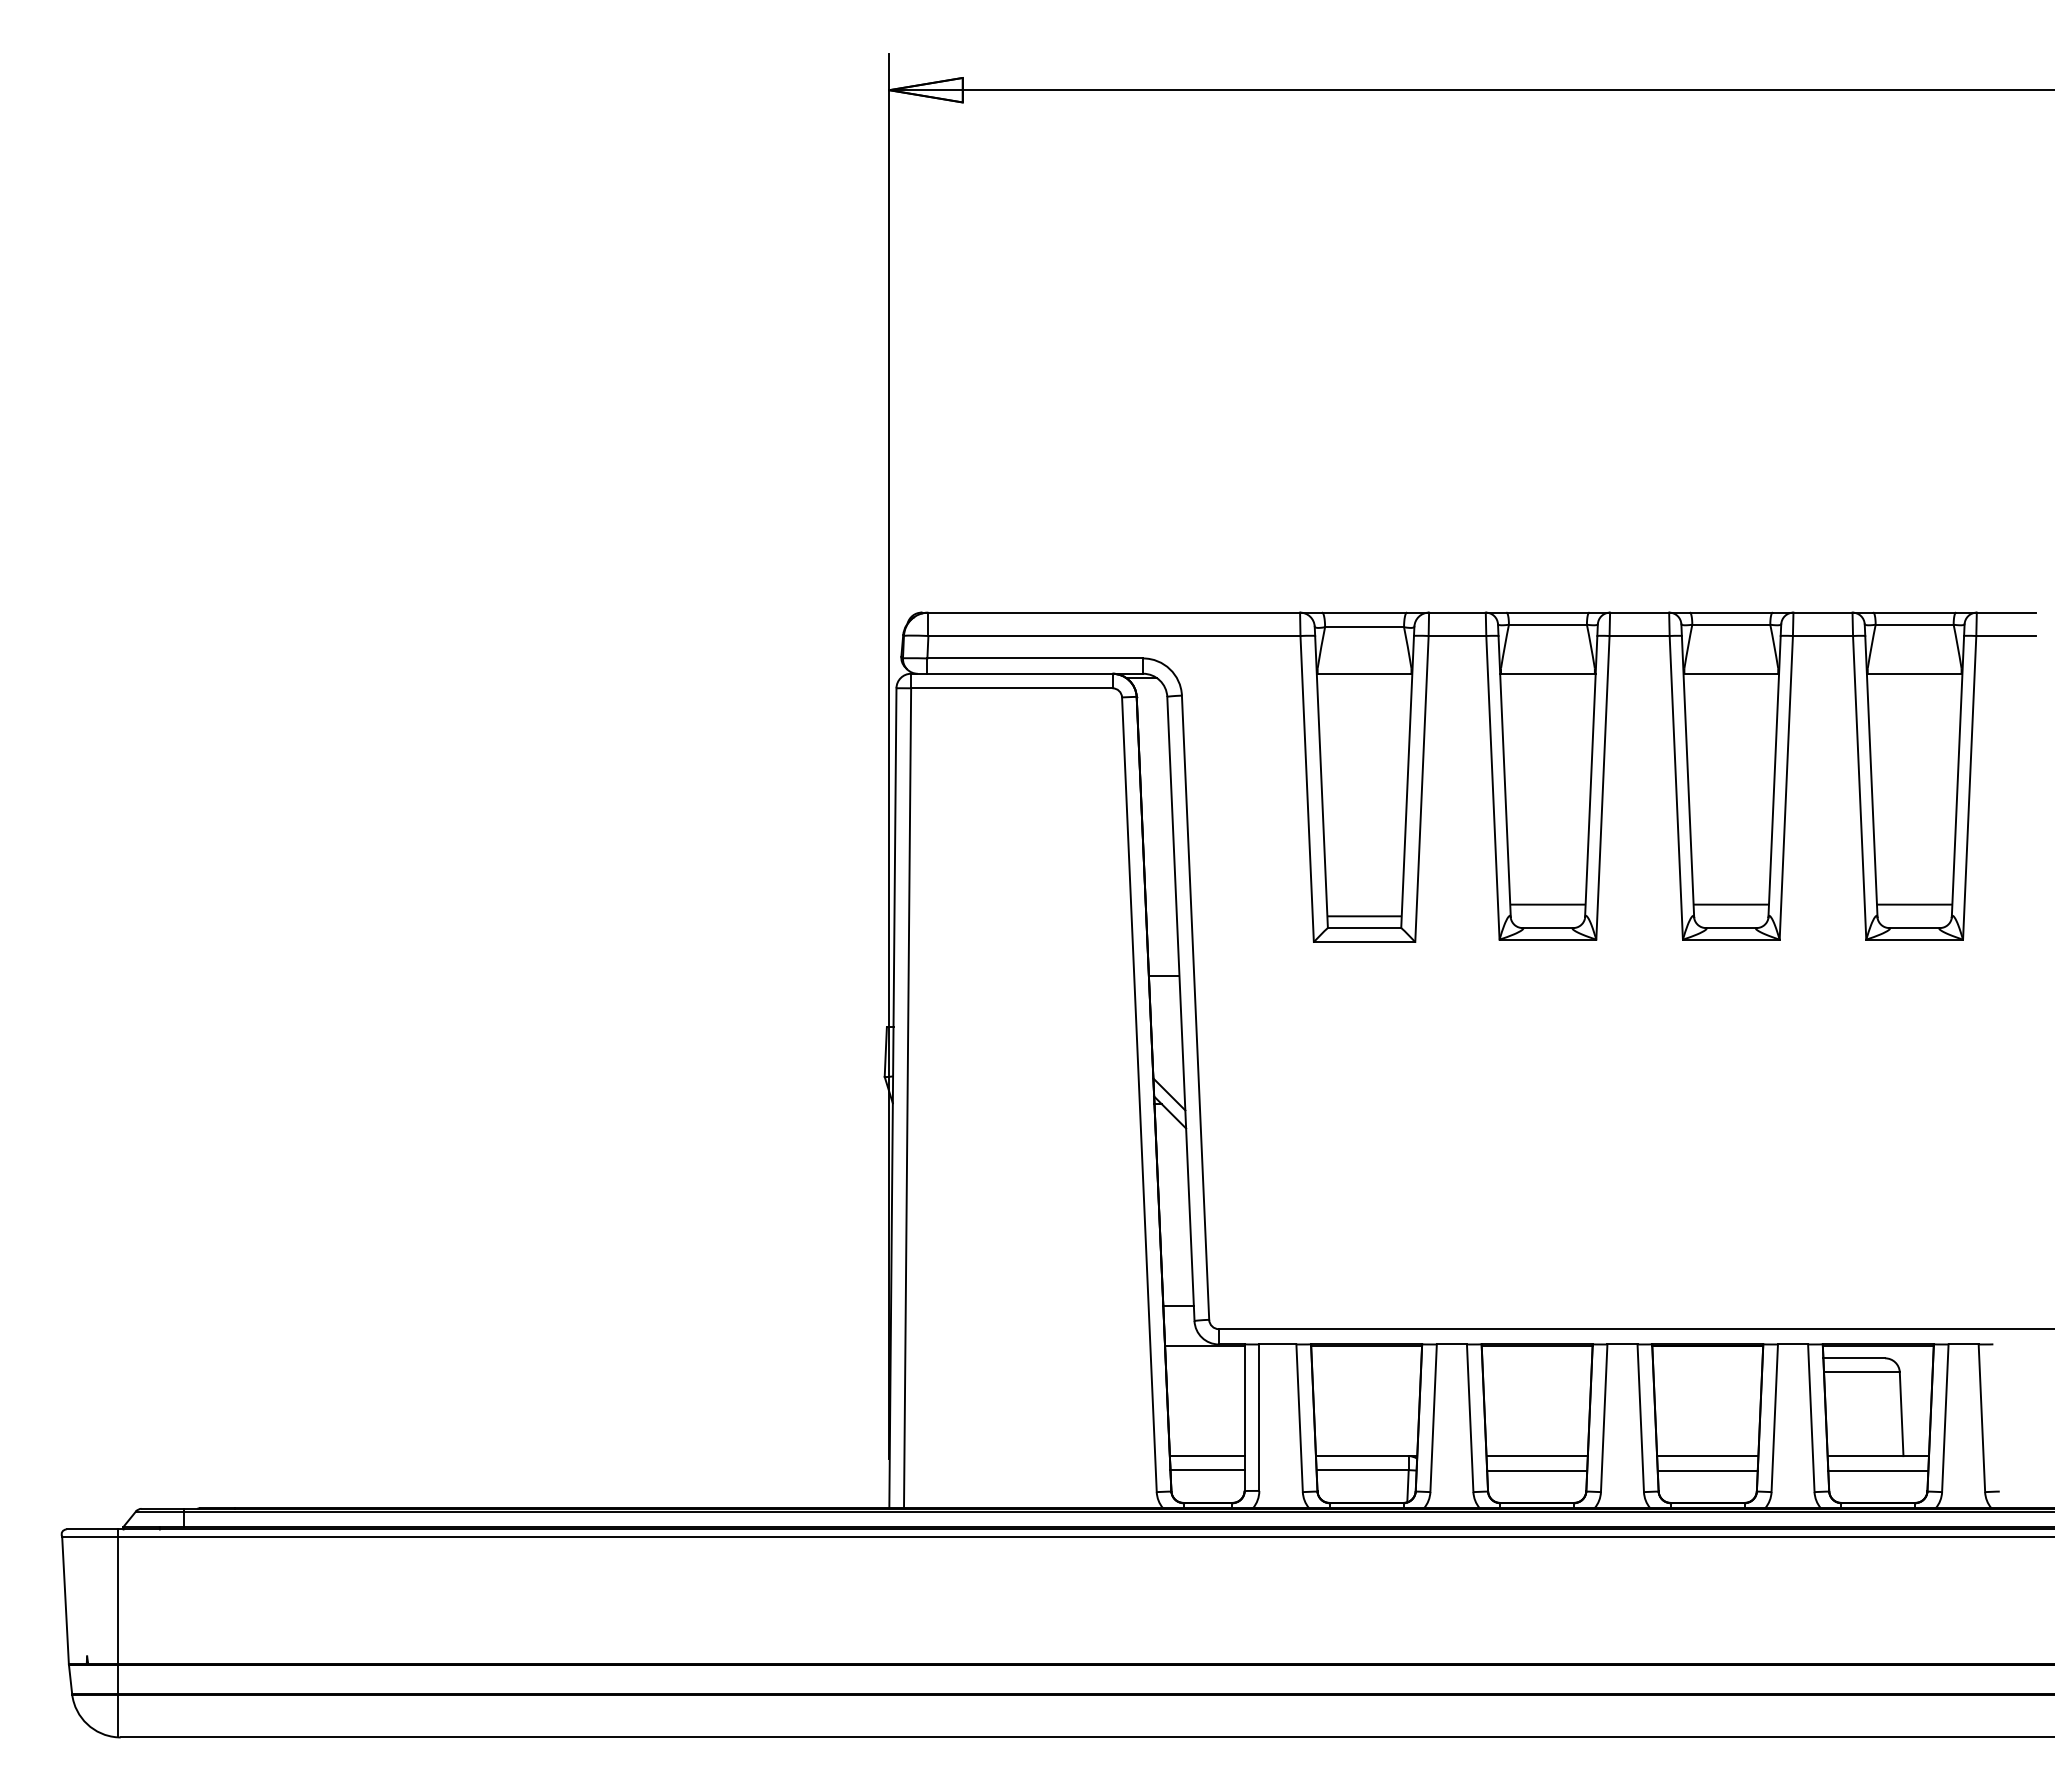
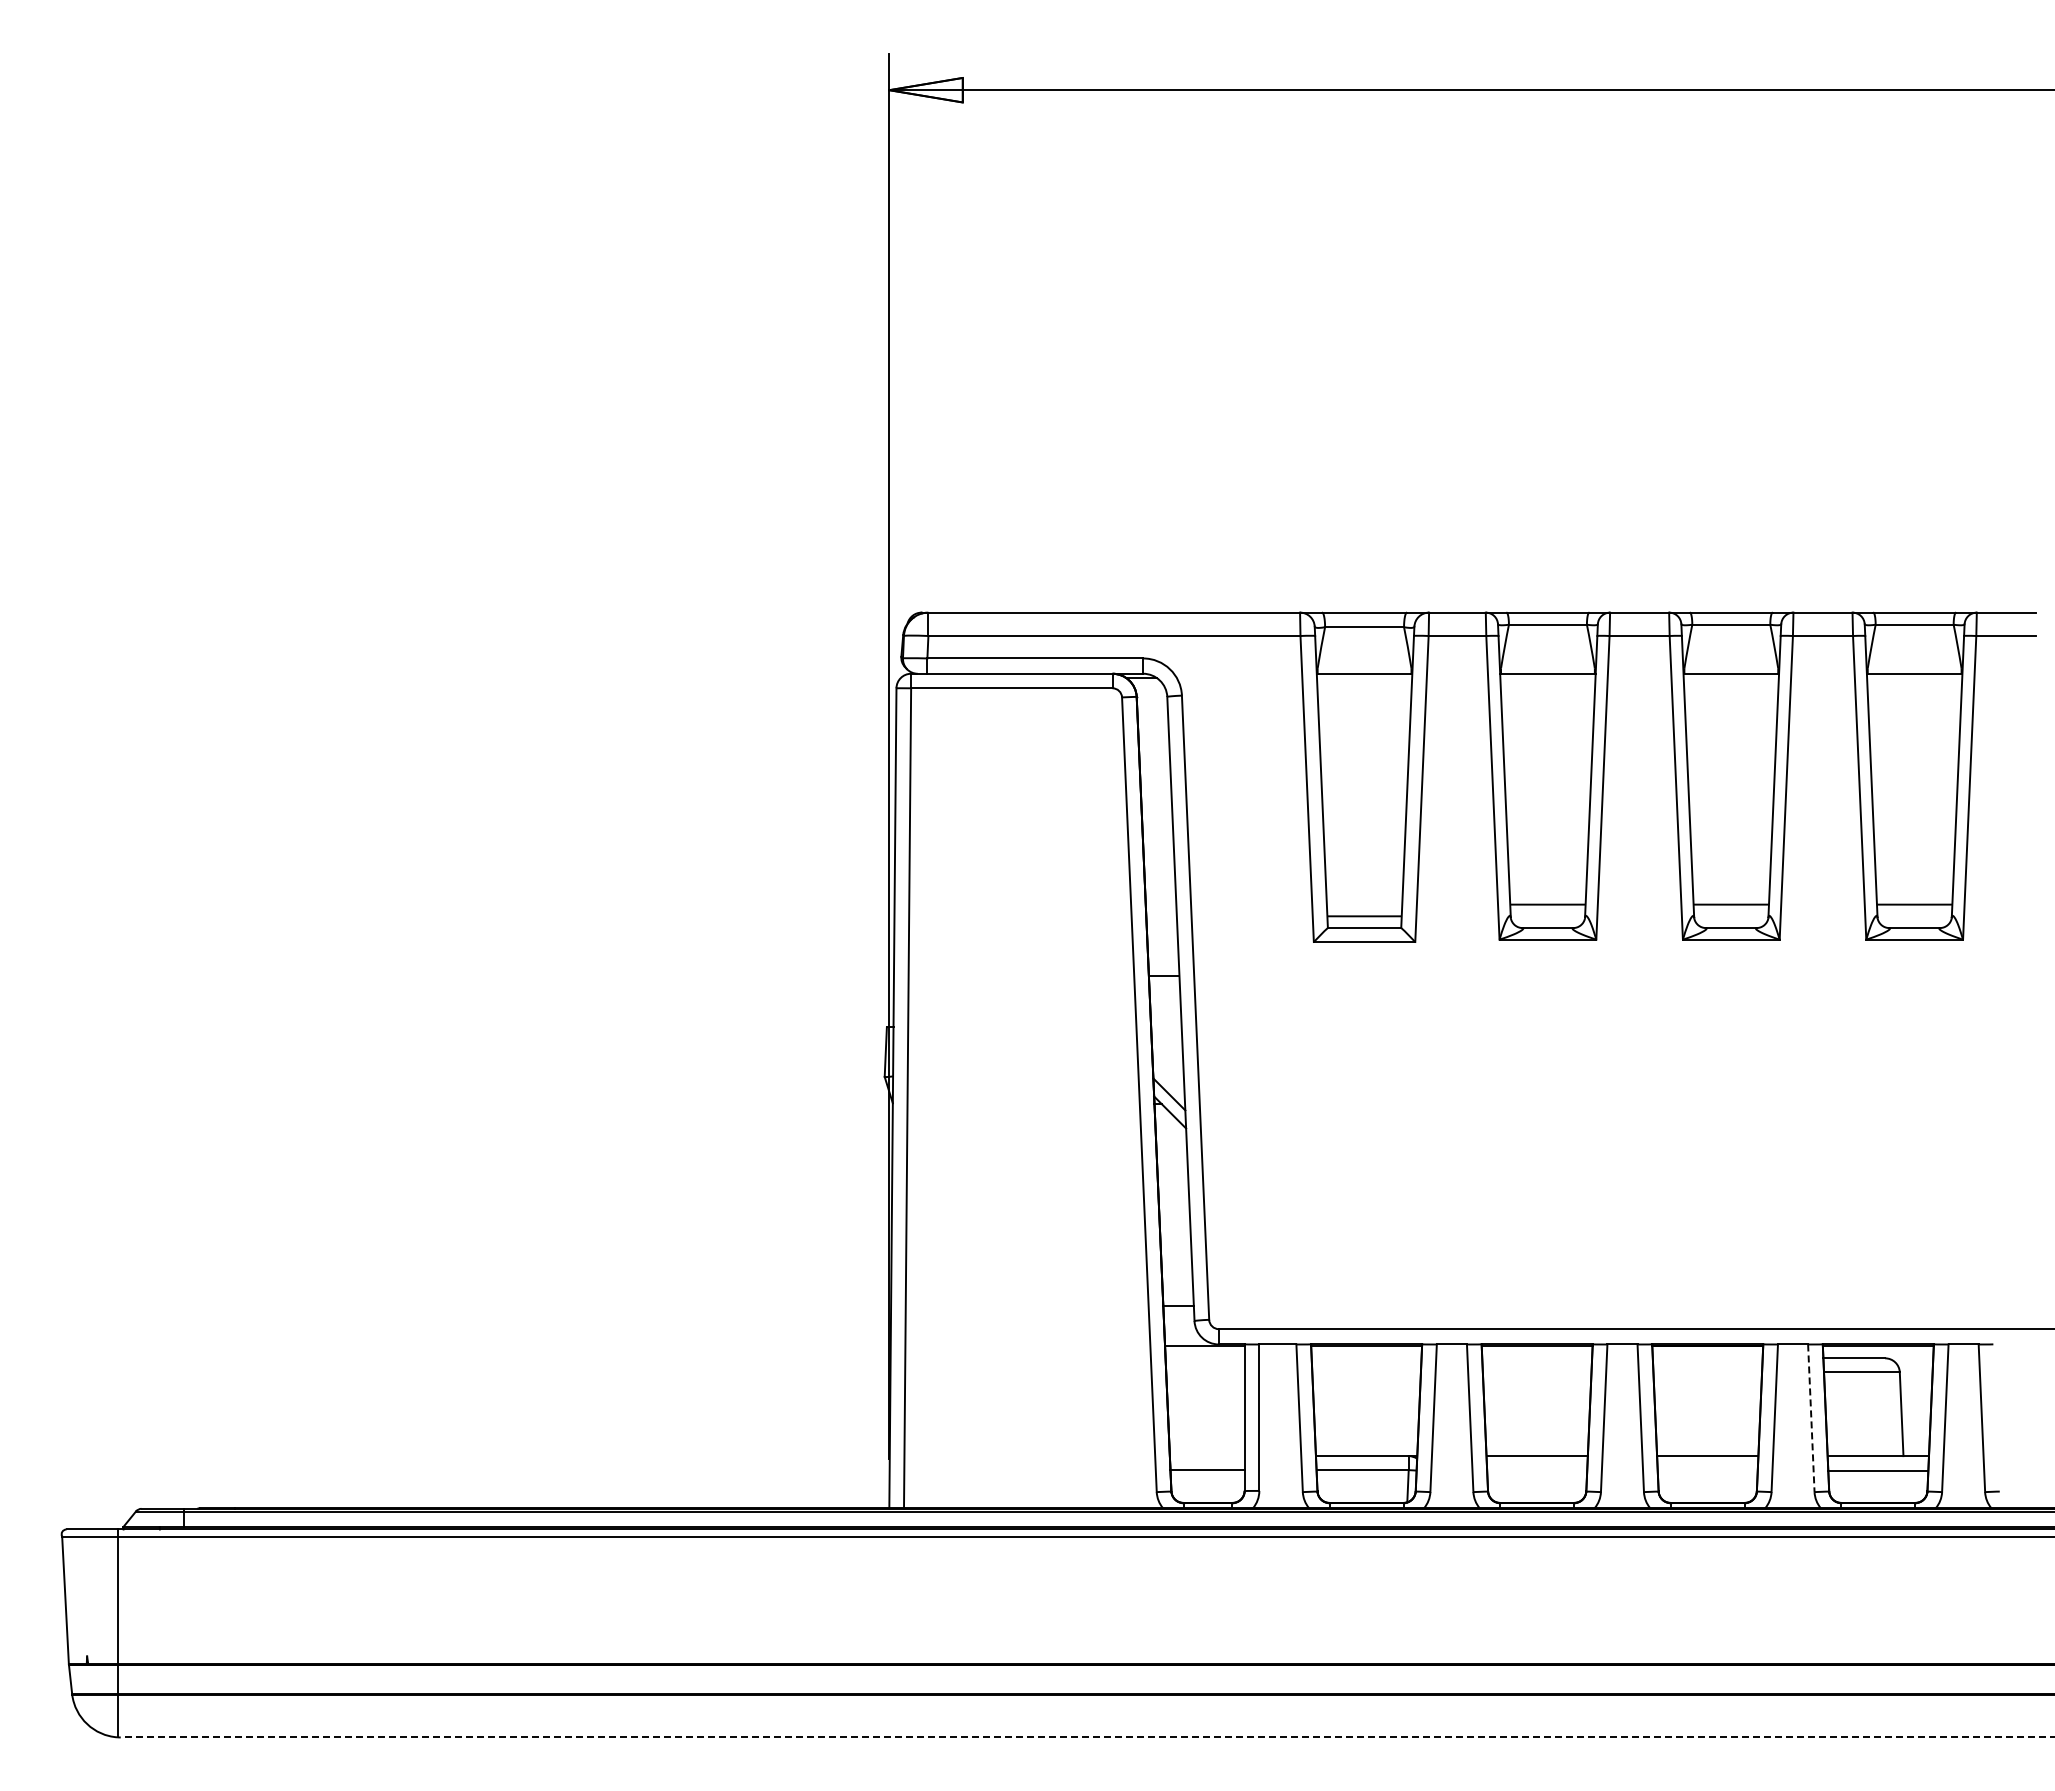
line: solid -> dashed (1811, 1418)
line: present -> none (1206, 1456)
line: present -> none (1537, 1471)
line: present -> none (1707, 1471)
line: solid -> dashed (1087, 1737)
